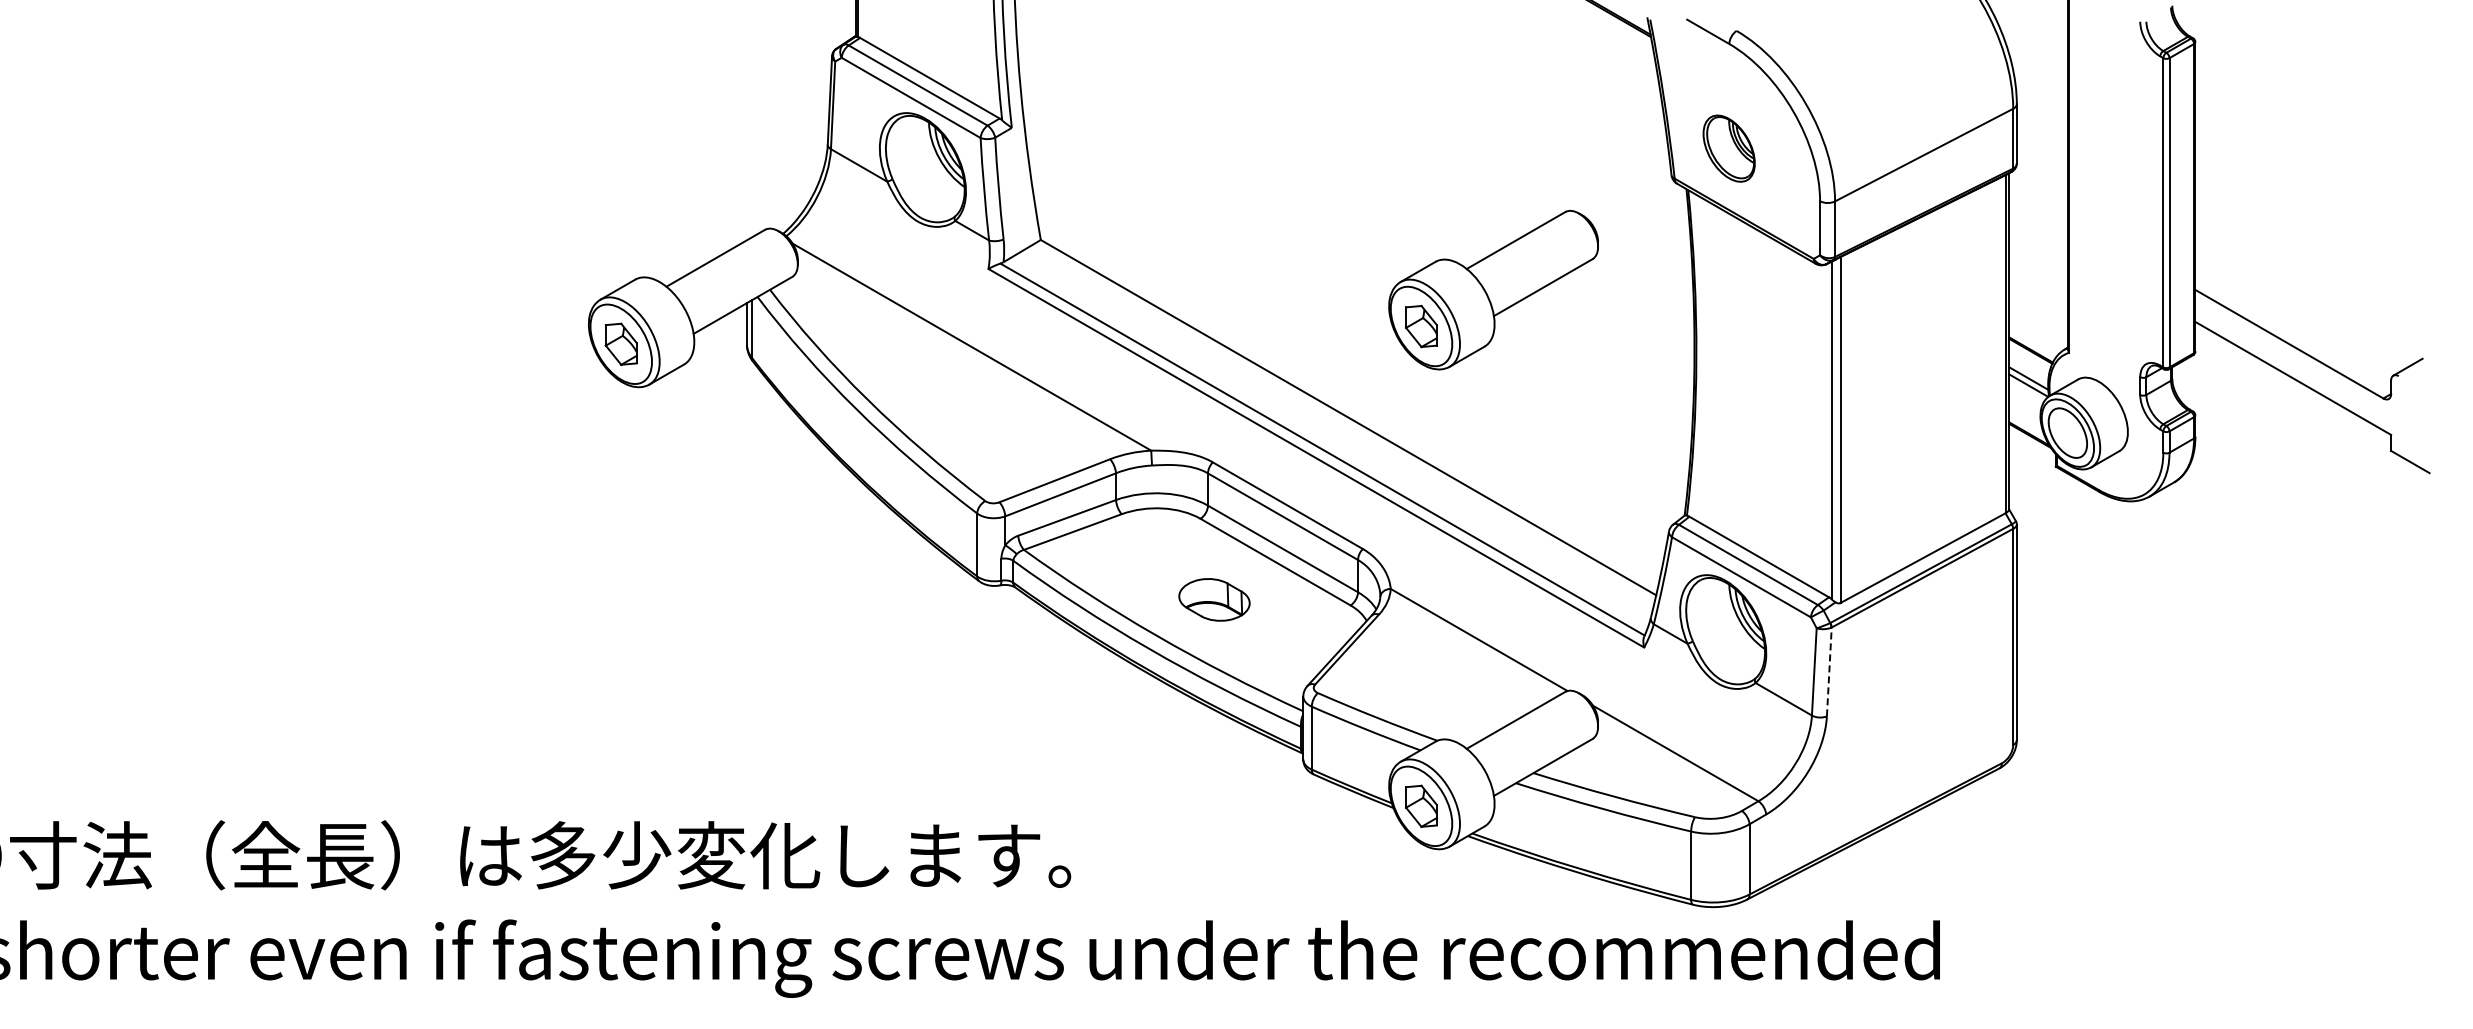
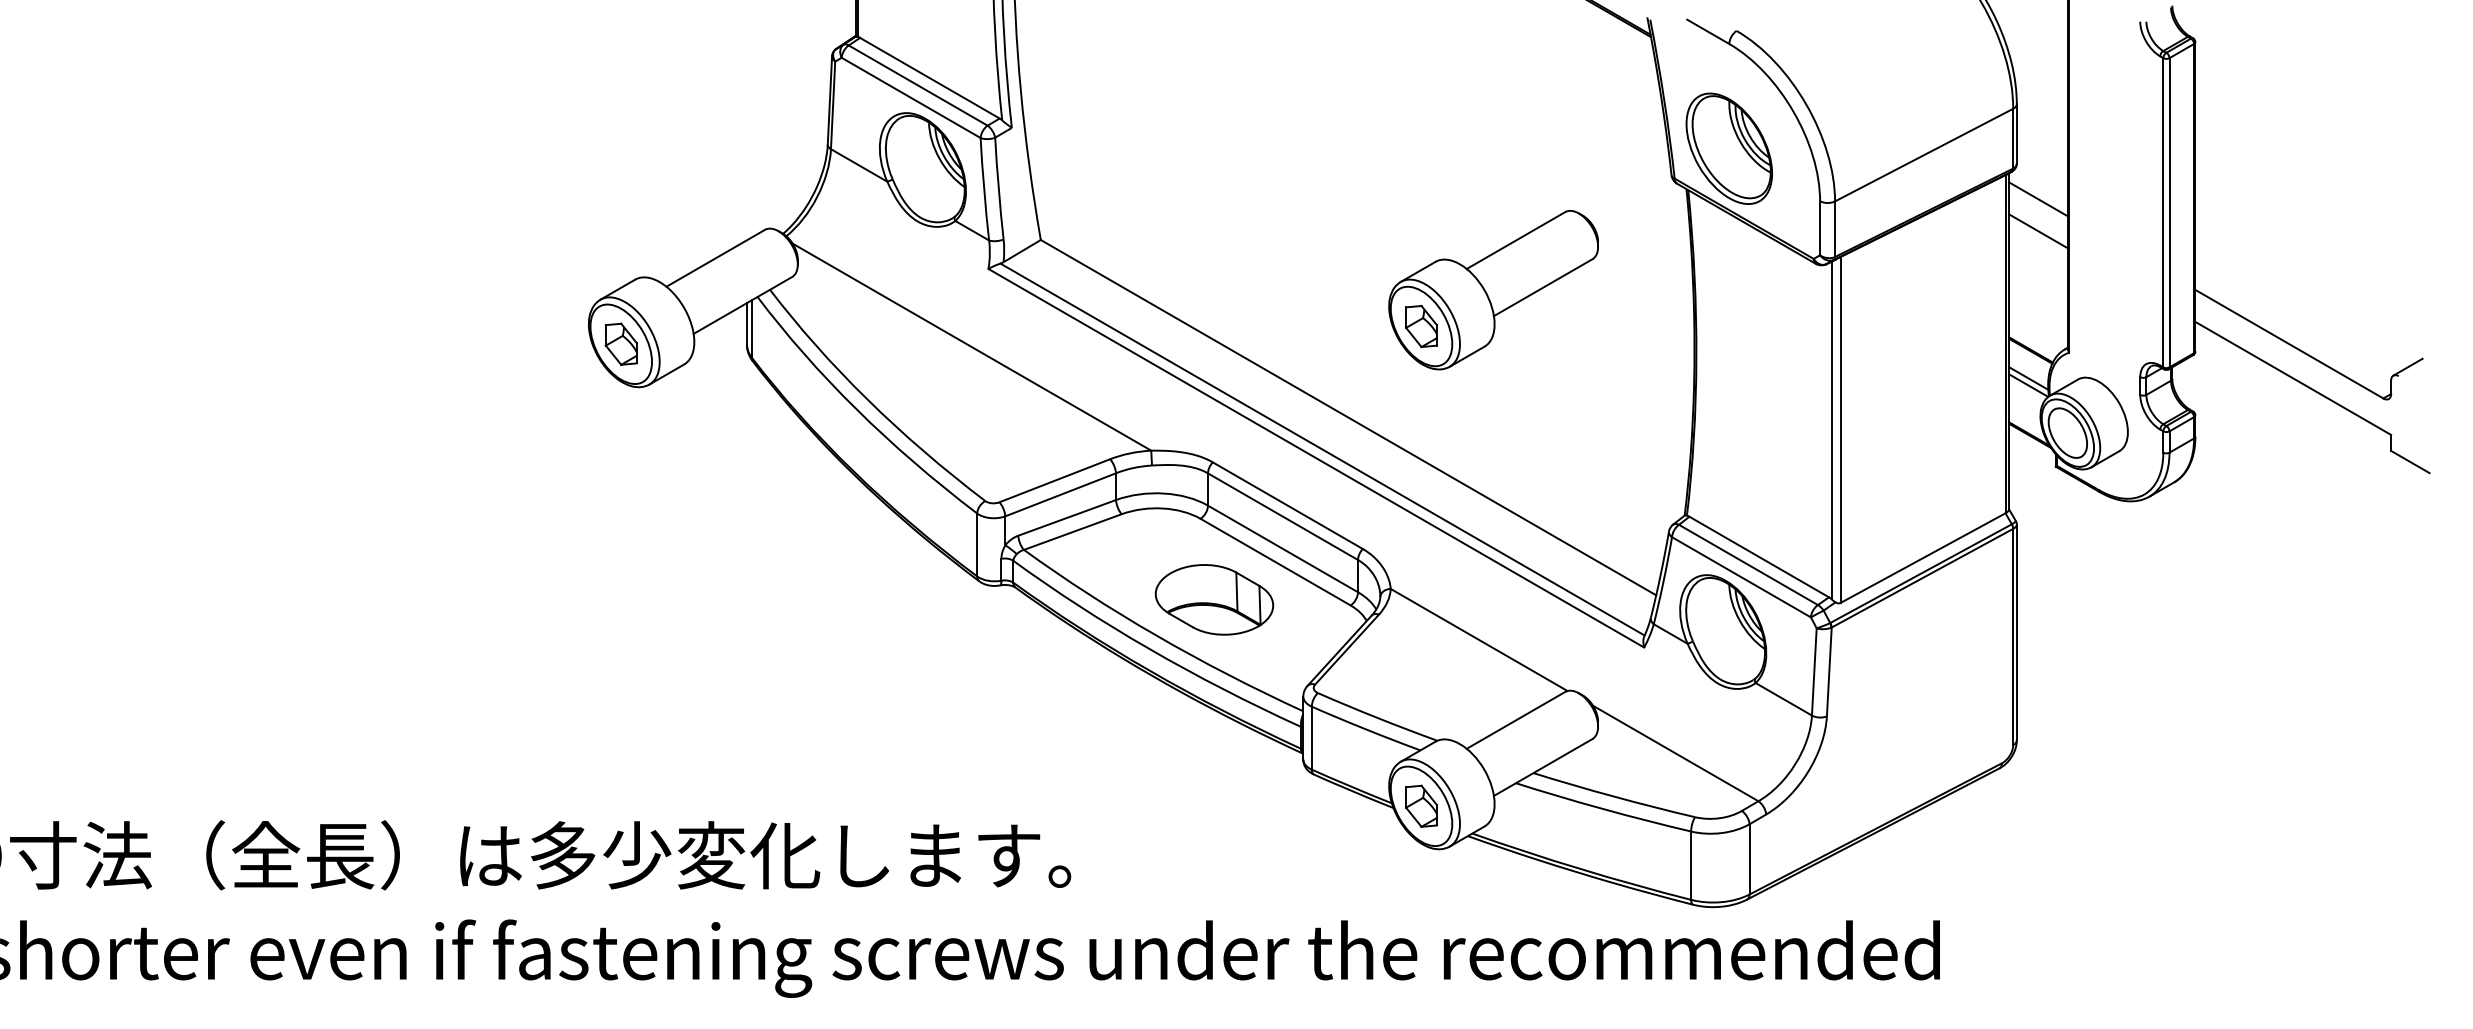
part size: 54x69 px -> 88x113 px (1728, 148)
line: none -> present (2038, 199)
line: none -> present (2038, 231)
part size: 73x44 px -> 121x72 px (1214, 599)
line: dashed -> solid (1829, 671)
